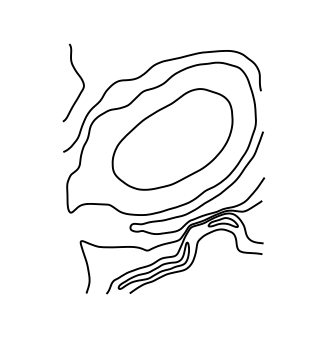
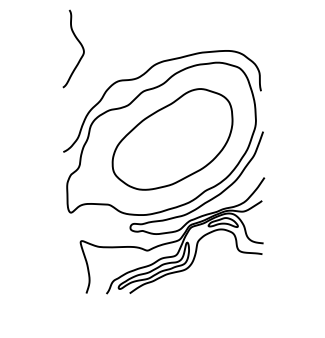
curve position: (80, 79) -> (80, 45) (80, 45)
